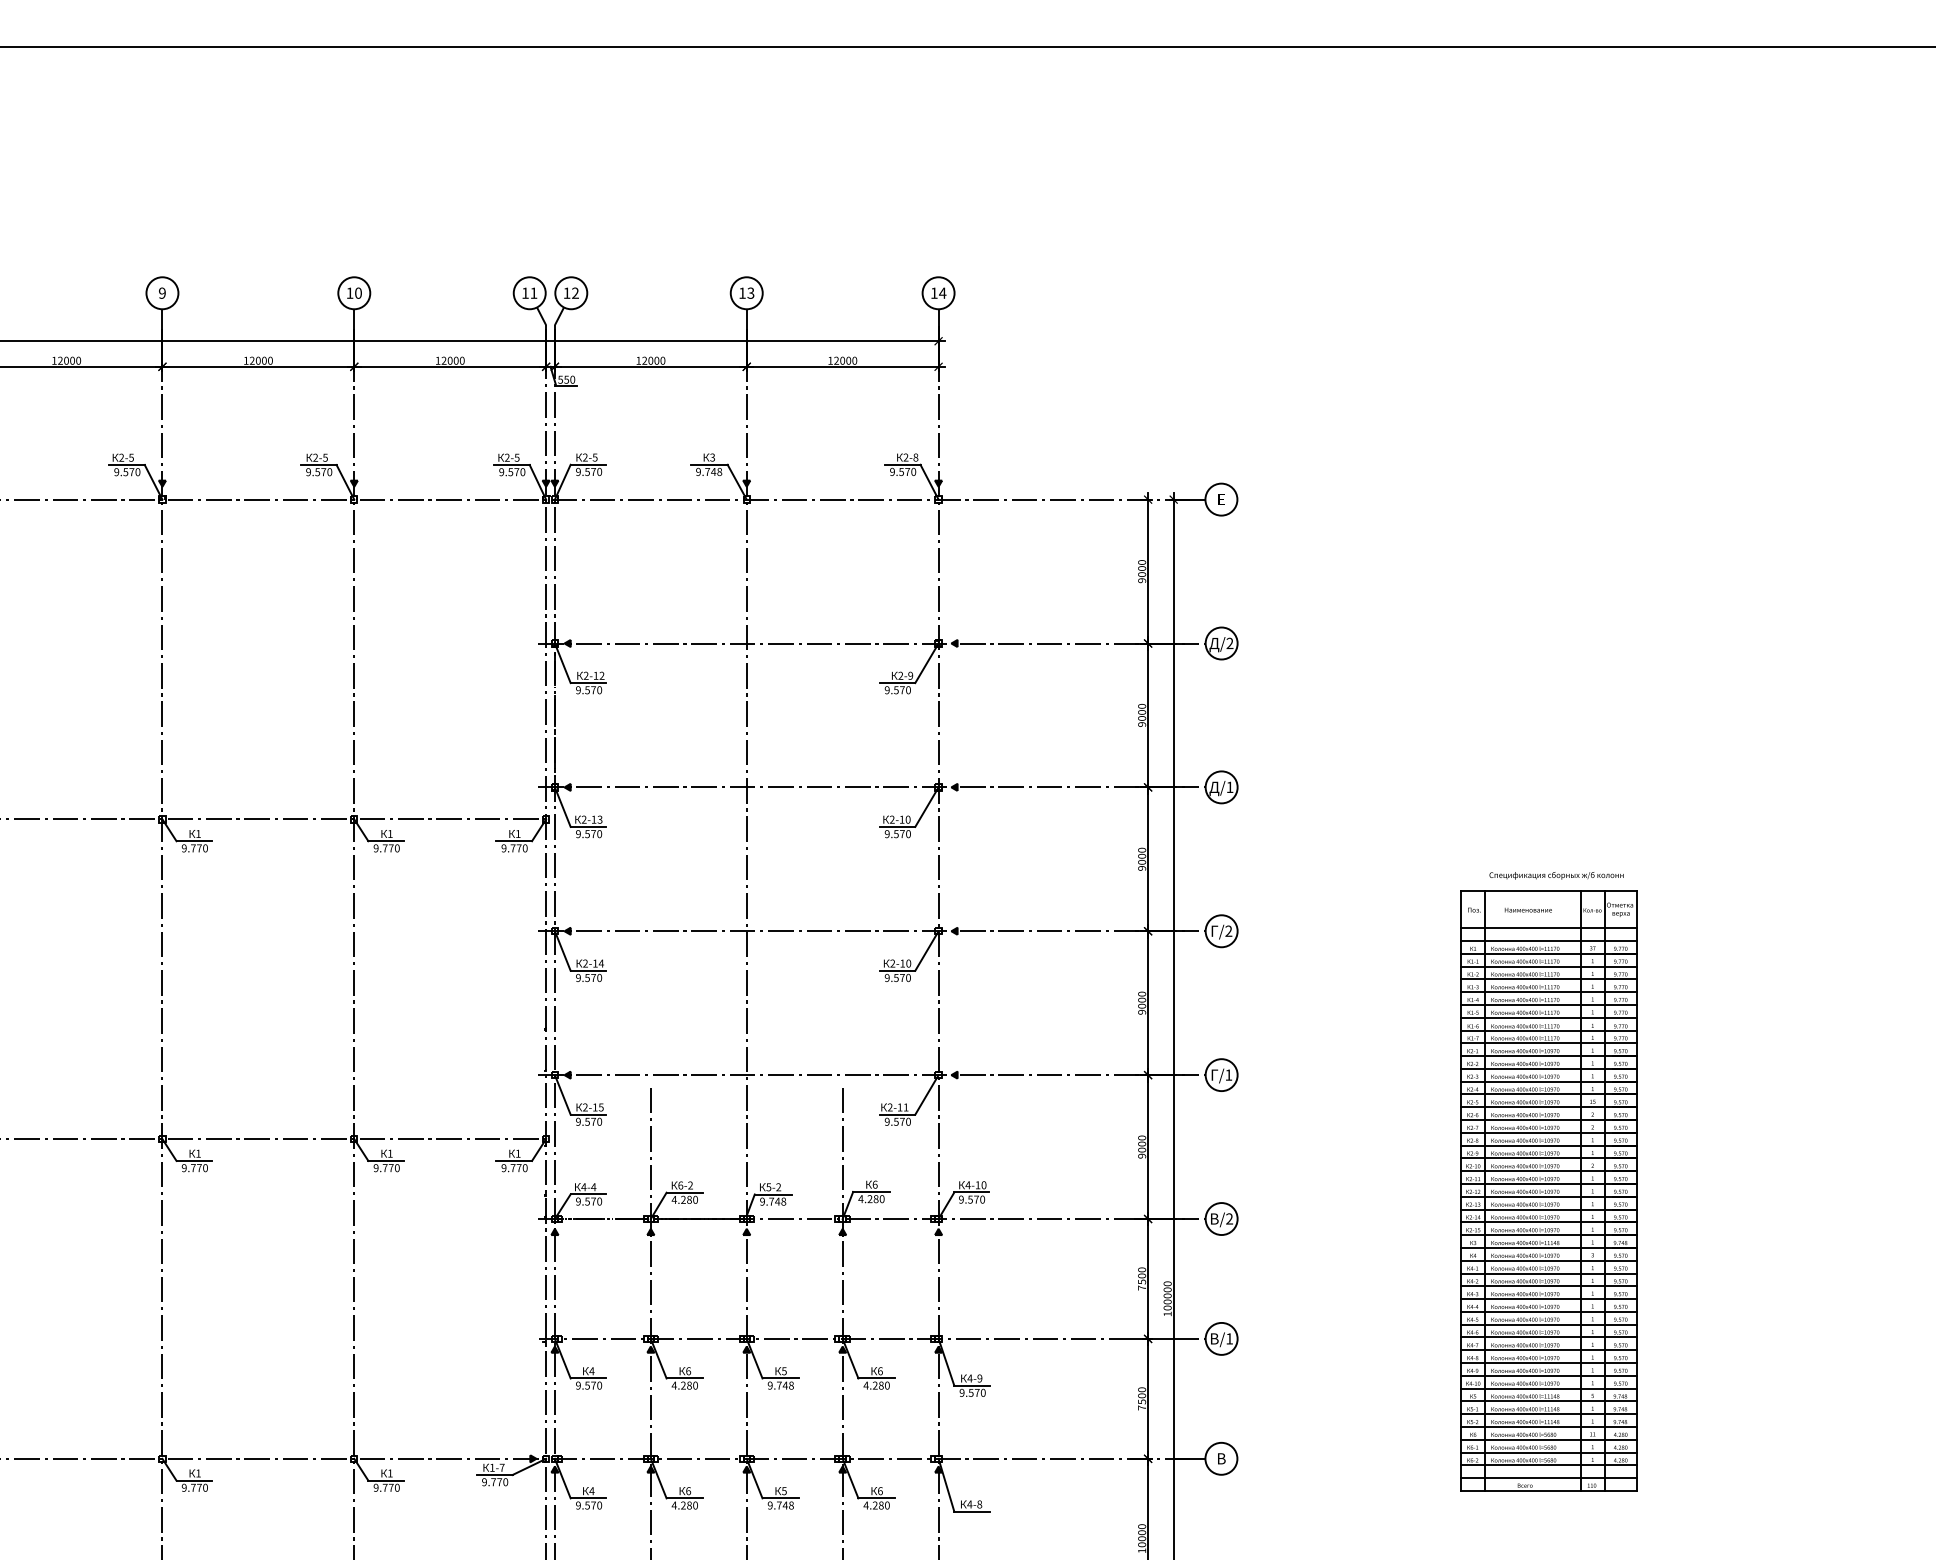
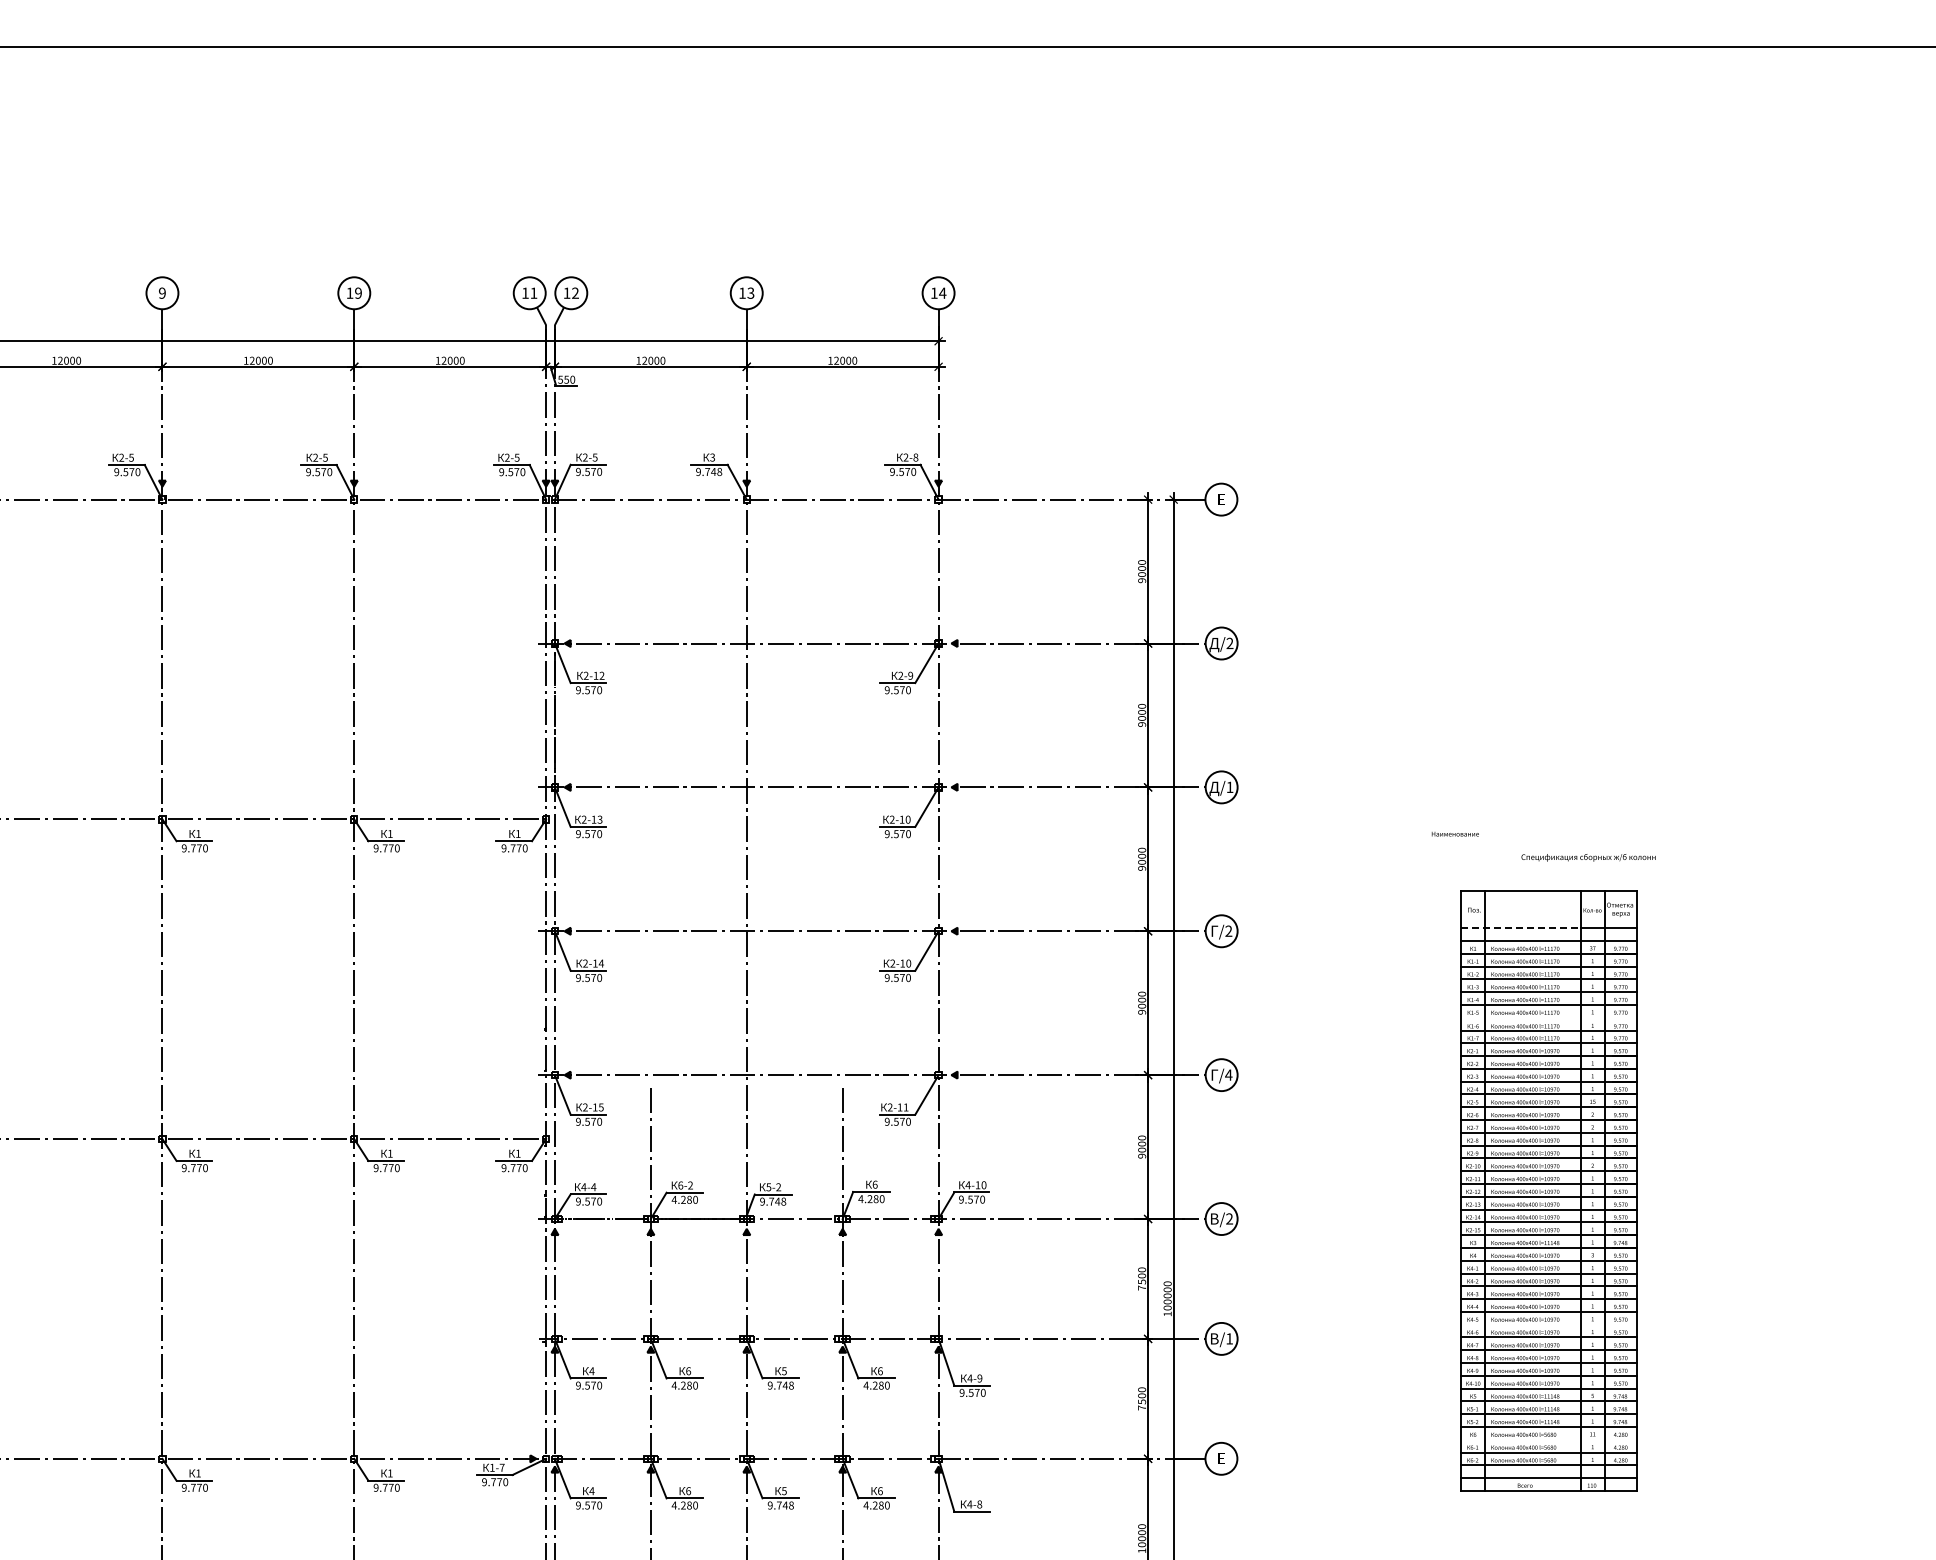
text: 10 -> 19 (358, 292)
text position: (1556, 875) -> (1588, 857) (1588, 857)
text position: (1527, 910) -> (1454, 834) (1454, 834)
line: solid -> dashed (1521, 928)
line: present -> none (1549, 1017)
text: /1 -> /4 (1228, 1074)
line: present -> none (1549, 1324)
line: present -> none (1549, 1439)
text: В -> Е (1221, 1458)
